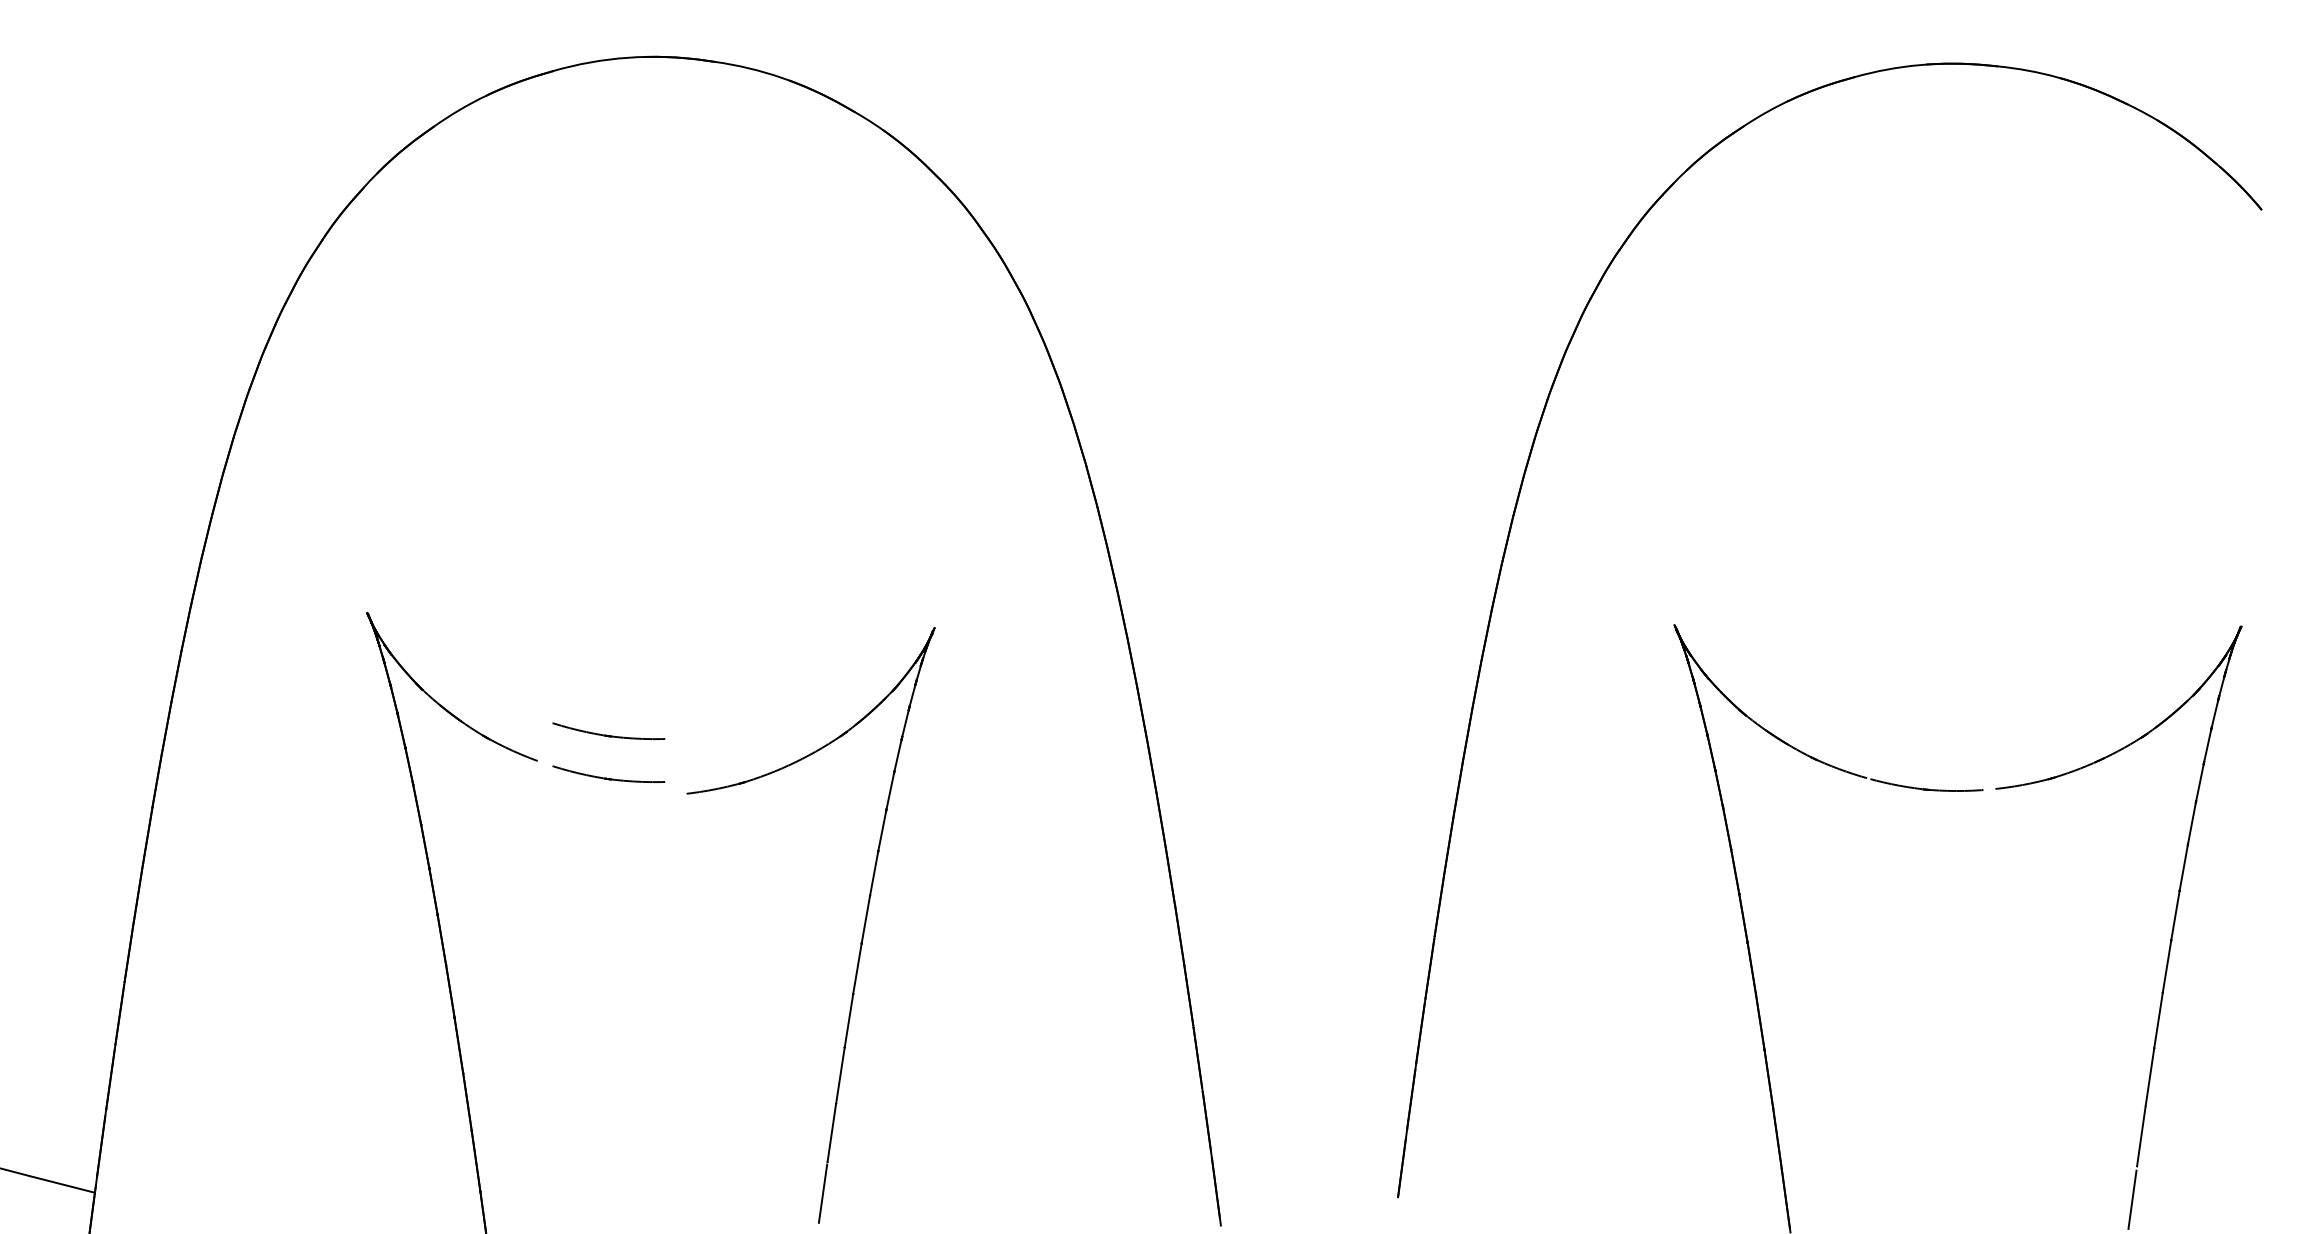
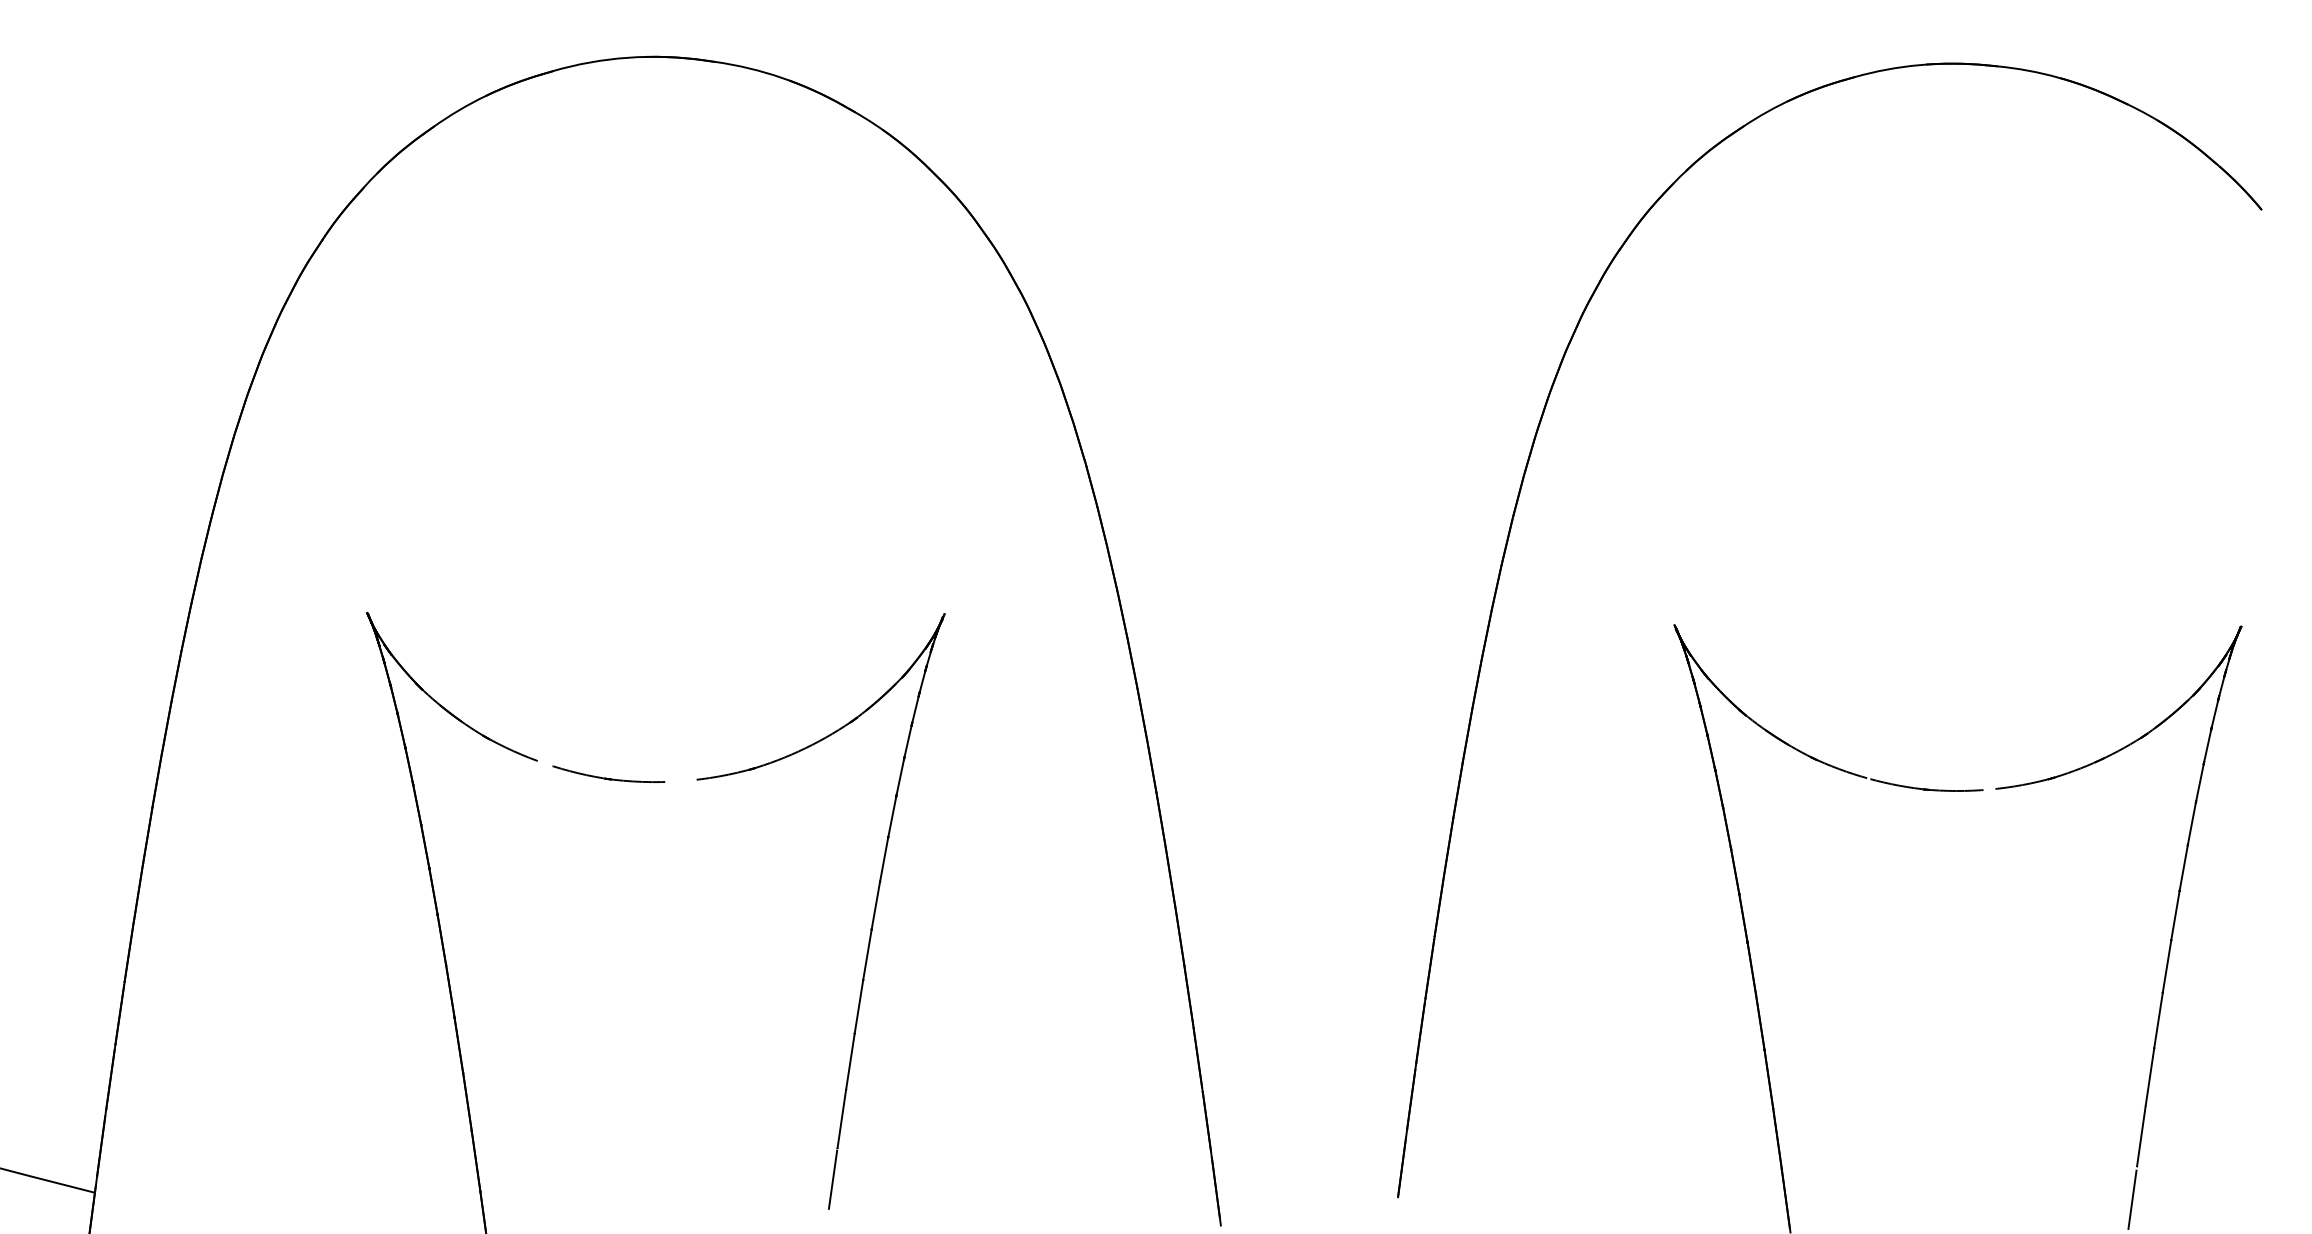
part: present -> none (608, 730)
part position: (862, 931) -> (872, 917) (872, 917)
